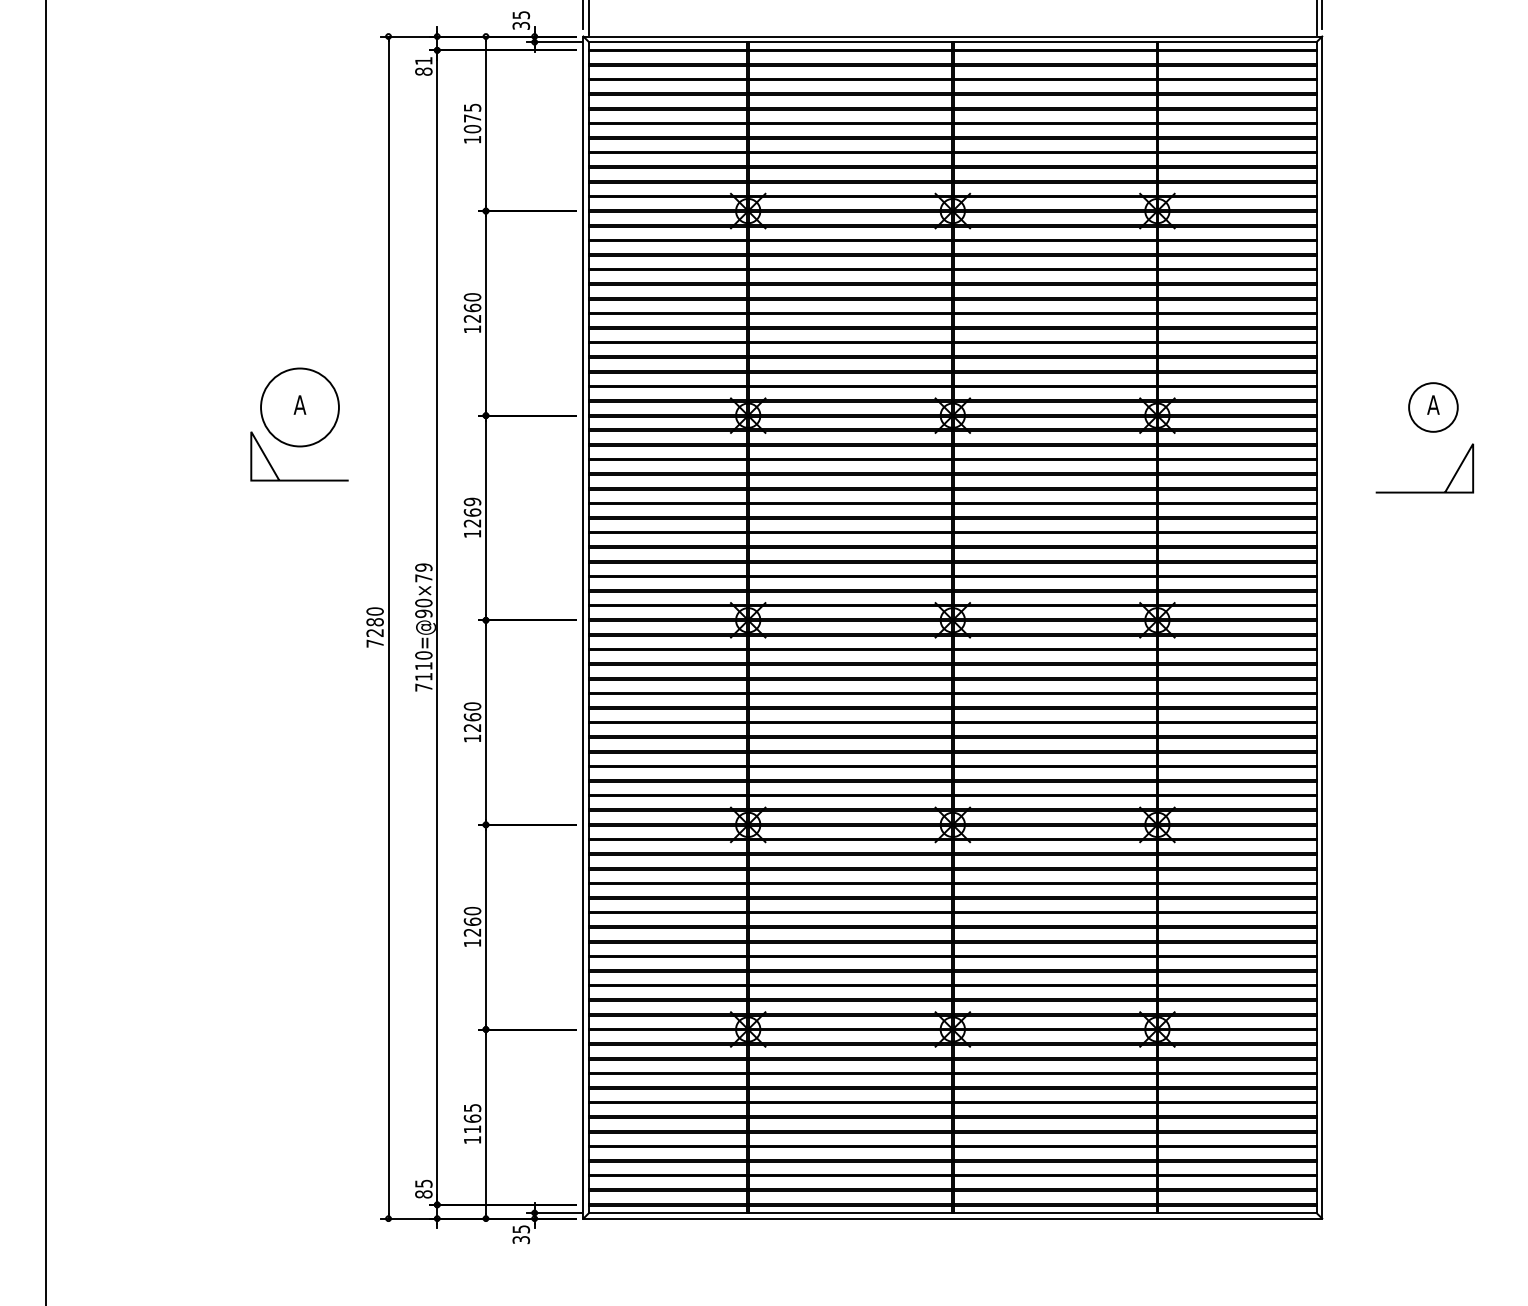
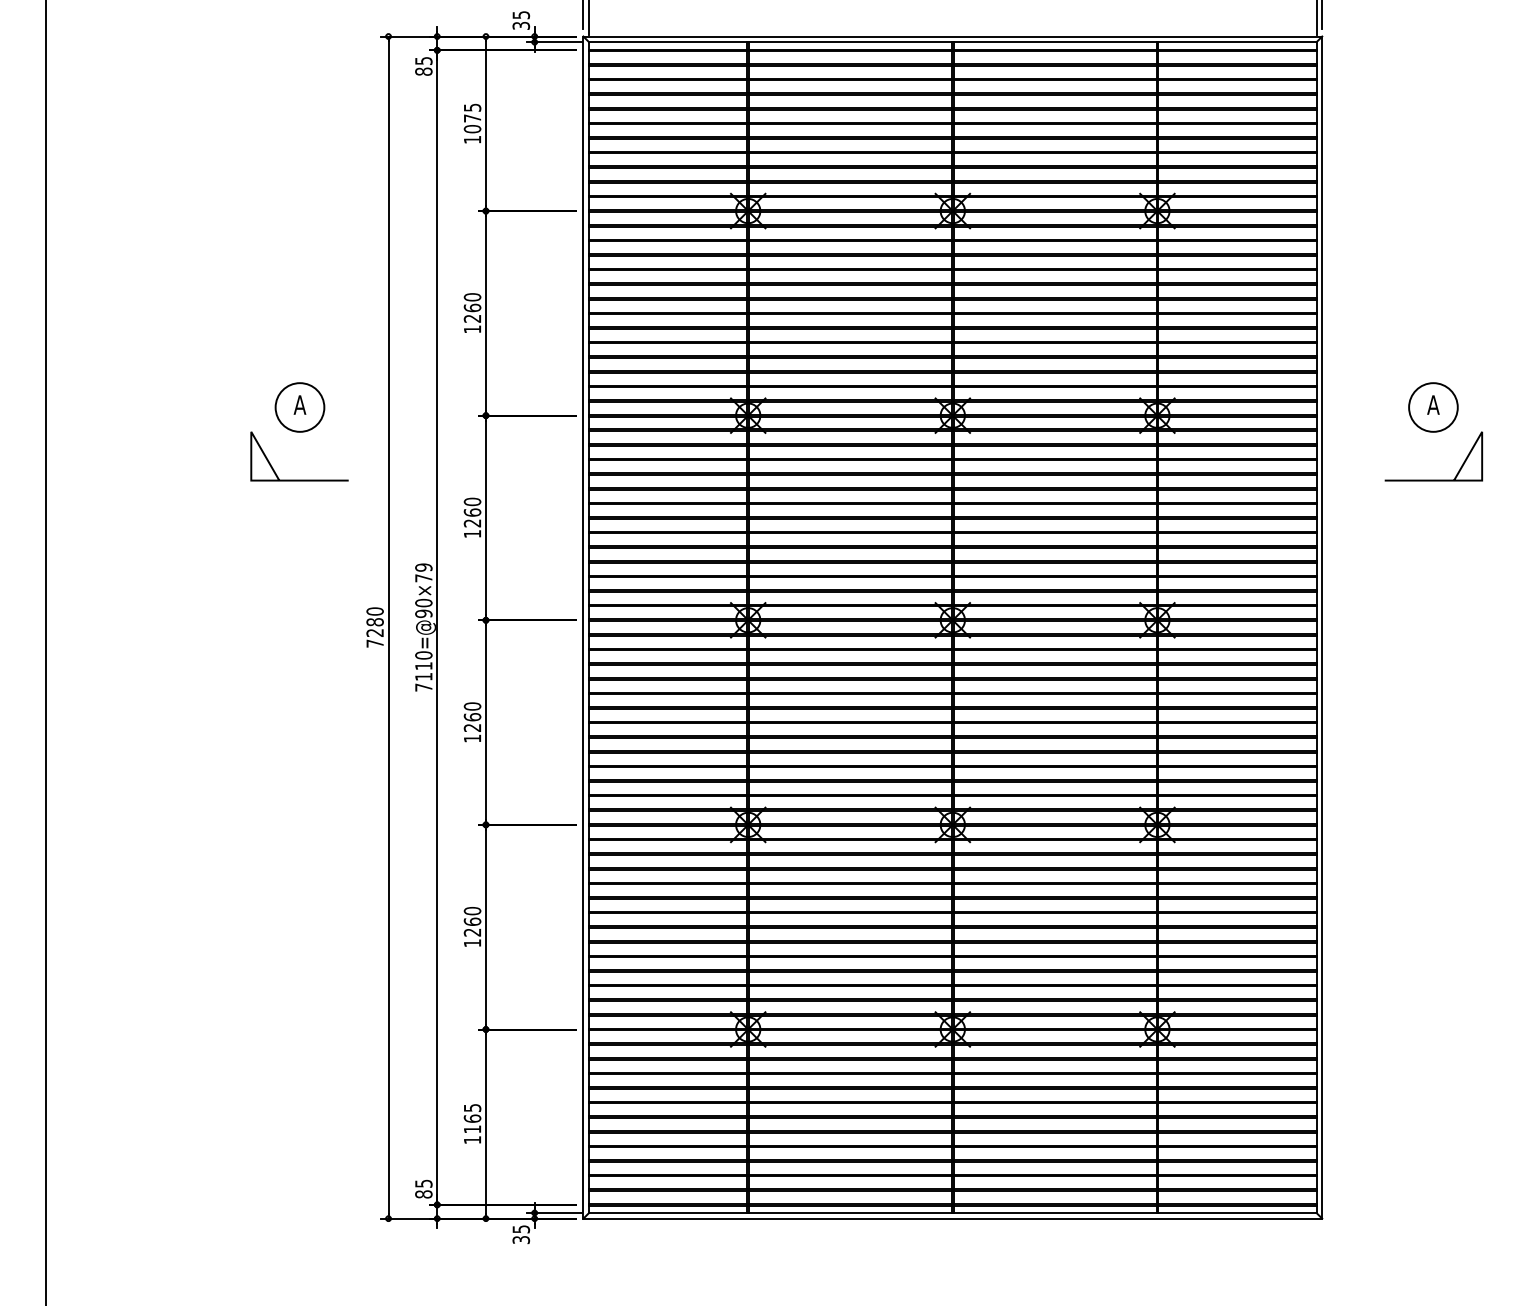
text: 81 -> 85 (423, 60)
circle diameter: 78 px -> 49 px (299, 407)
line position: (1424, 491) -> (1433, 479) (1433, 479)
text: 1269 -> 1260 (472, 501)
